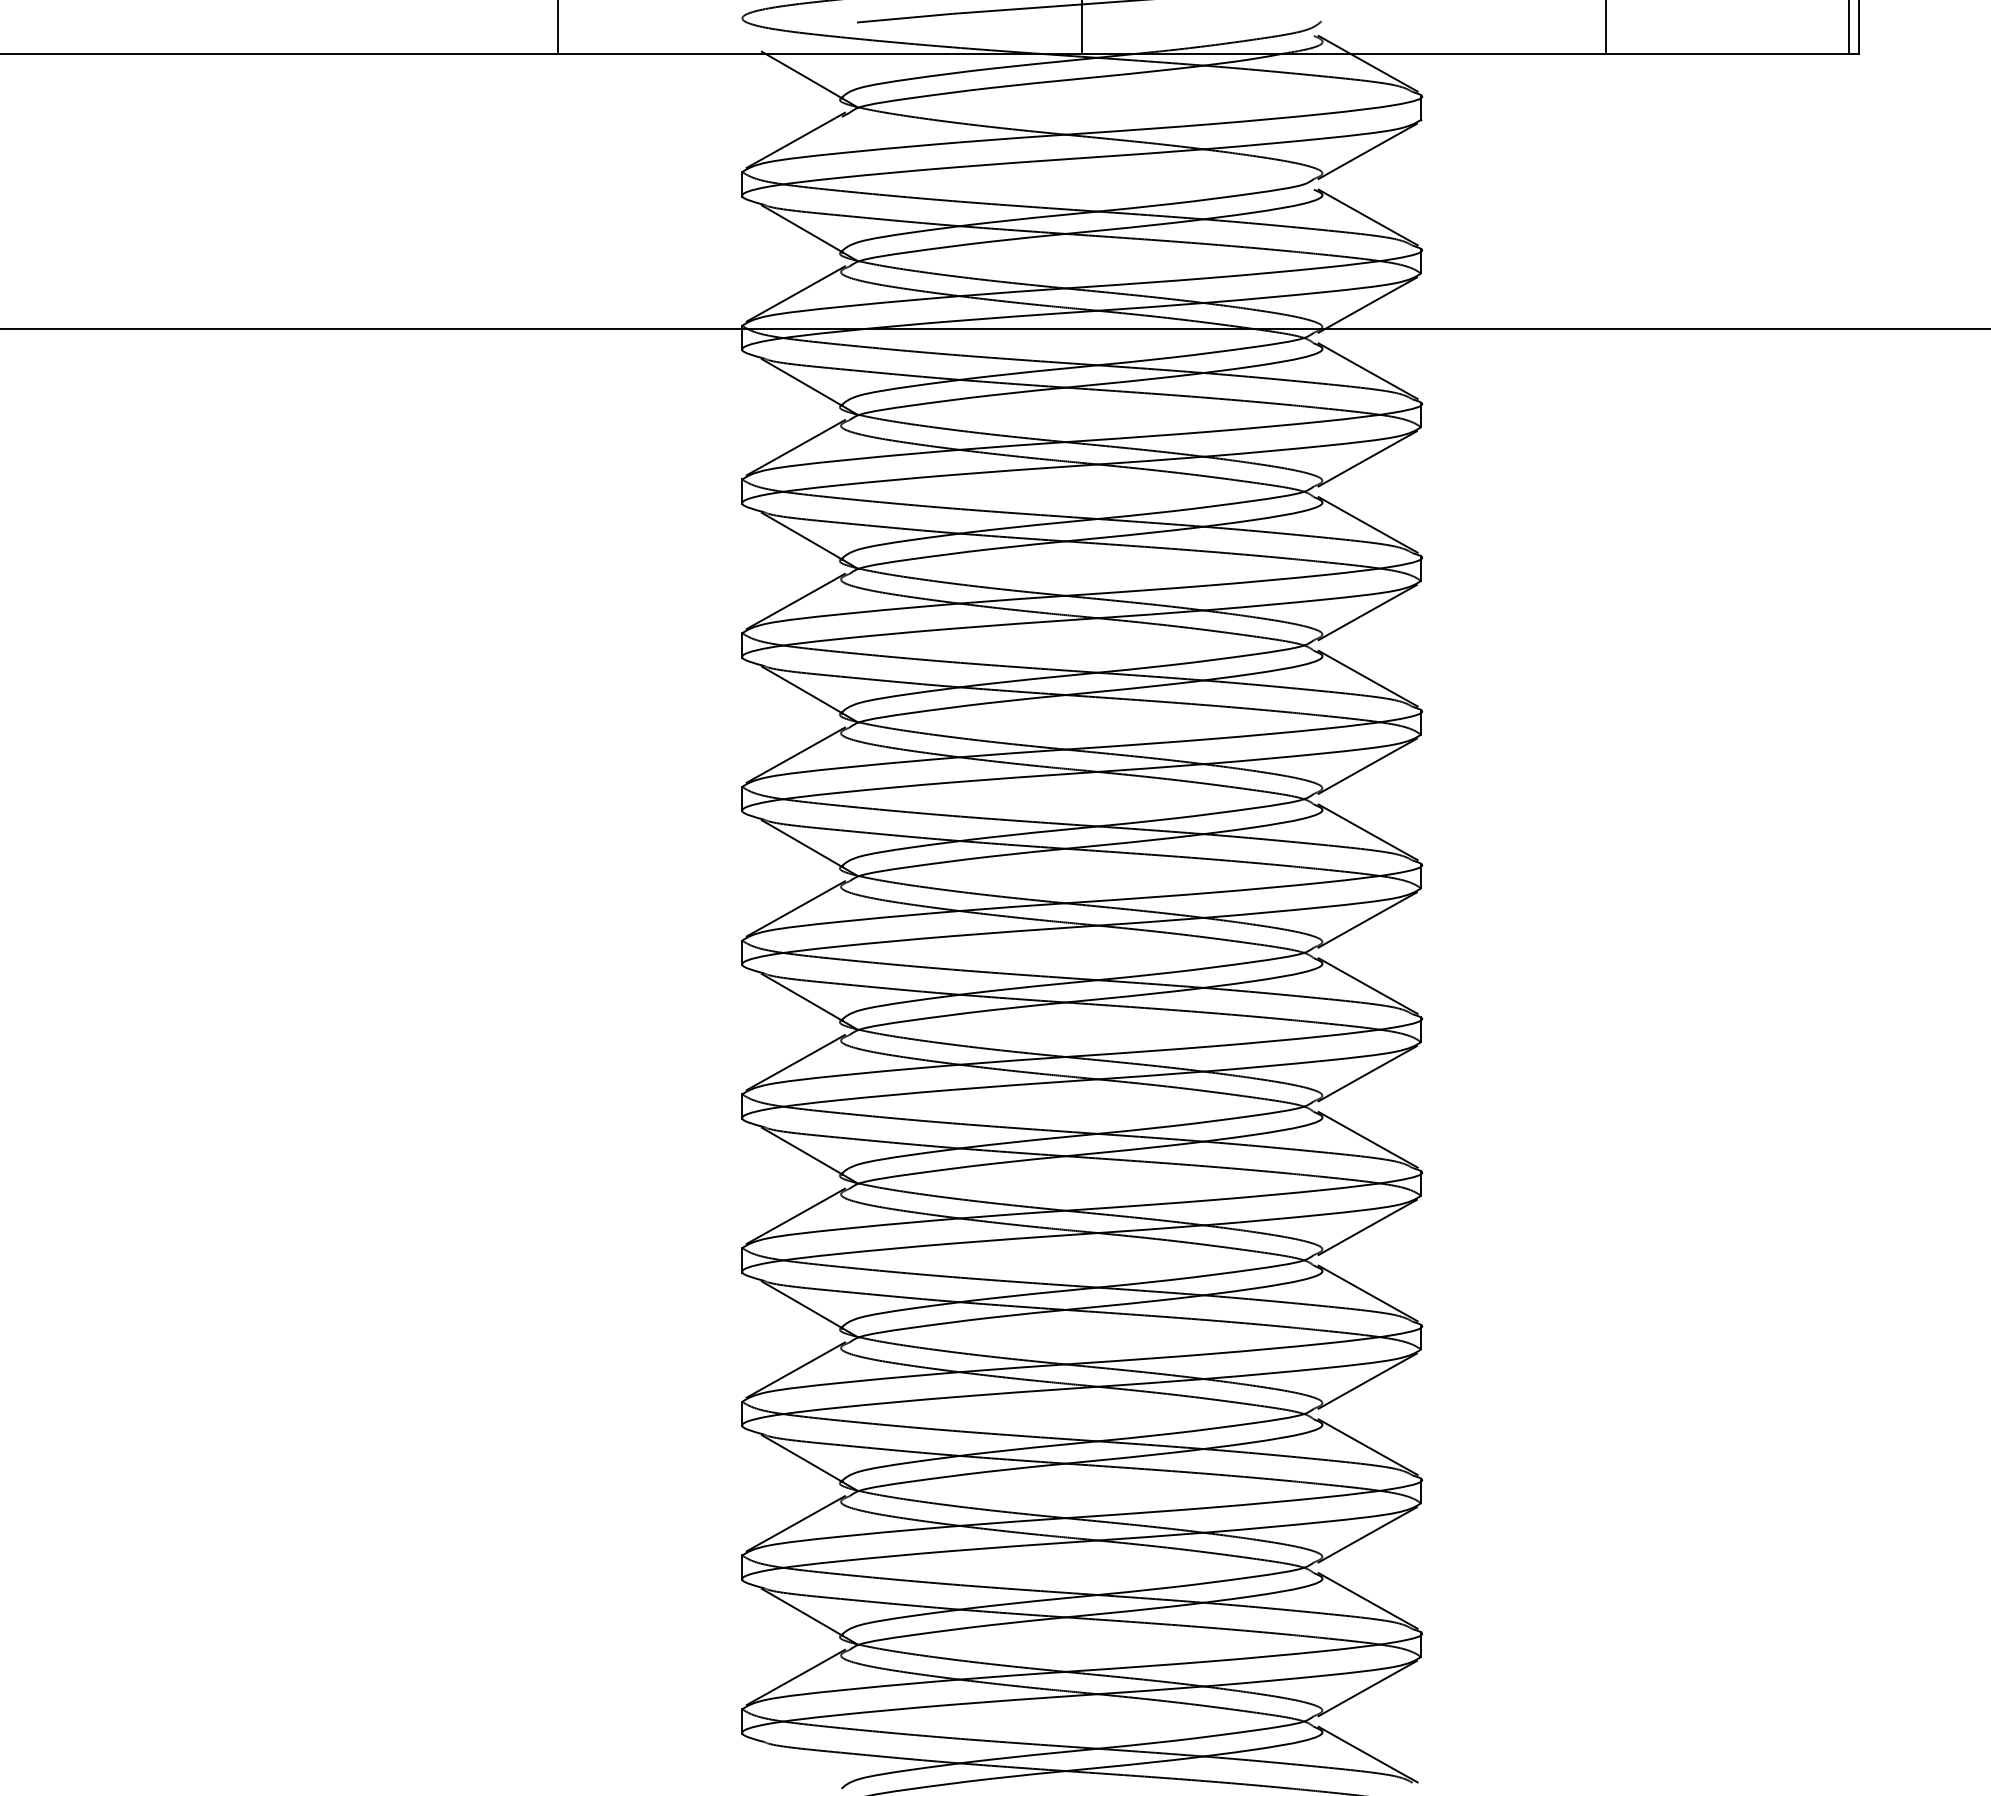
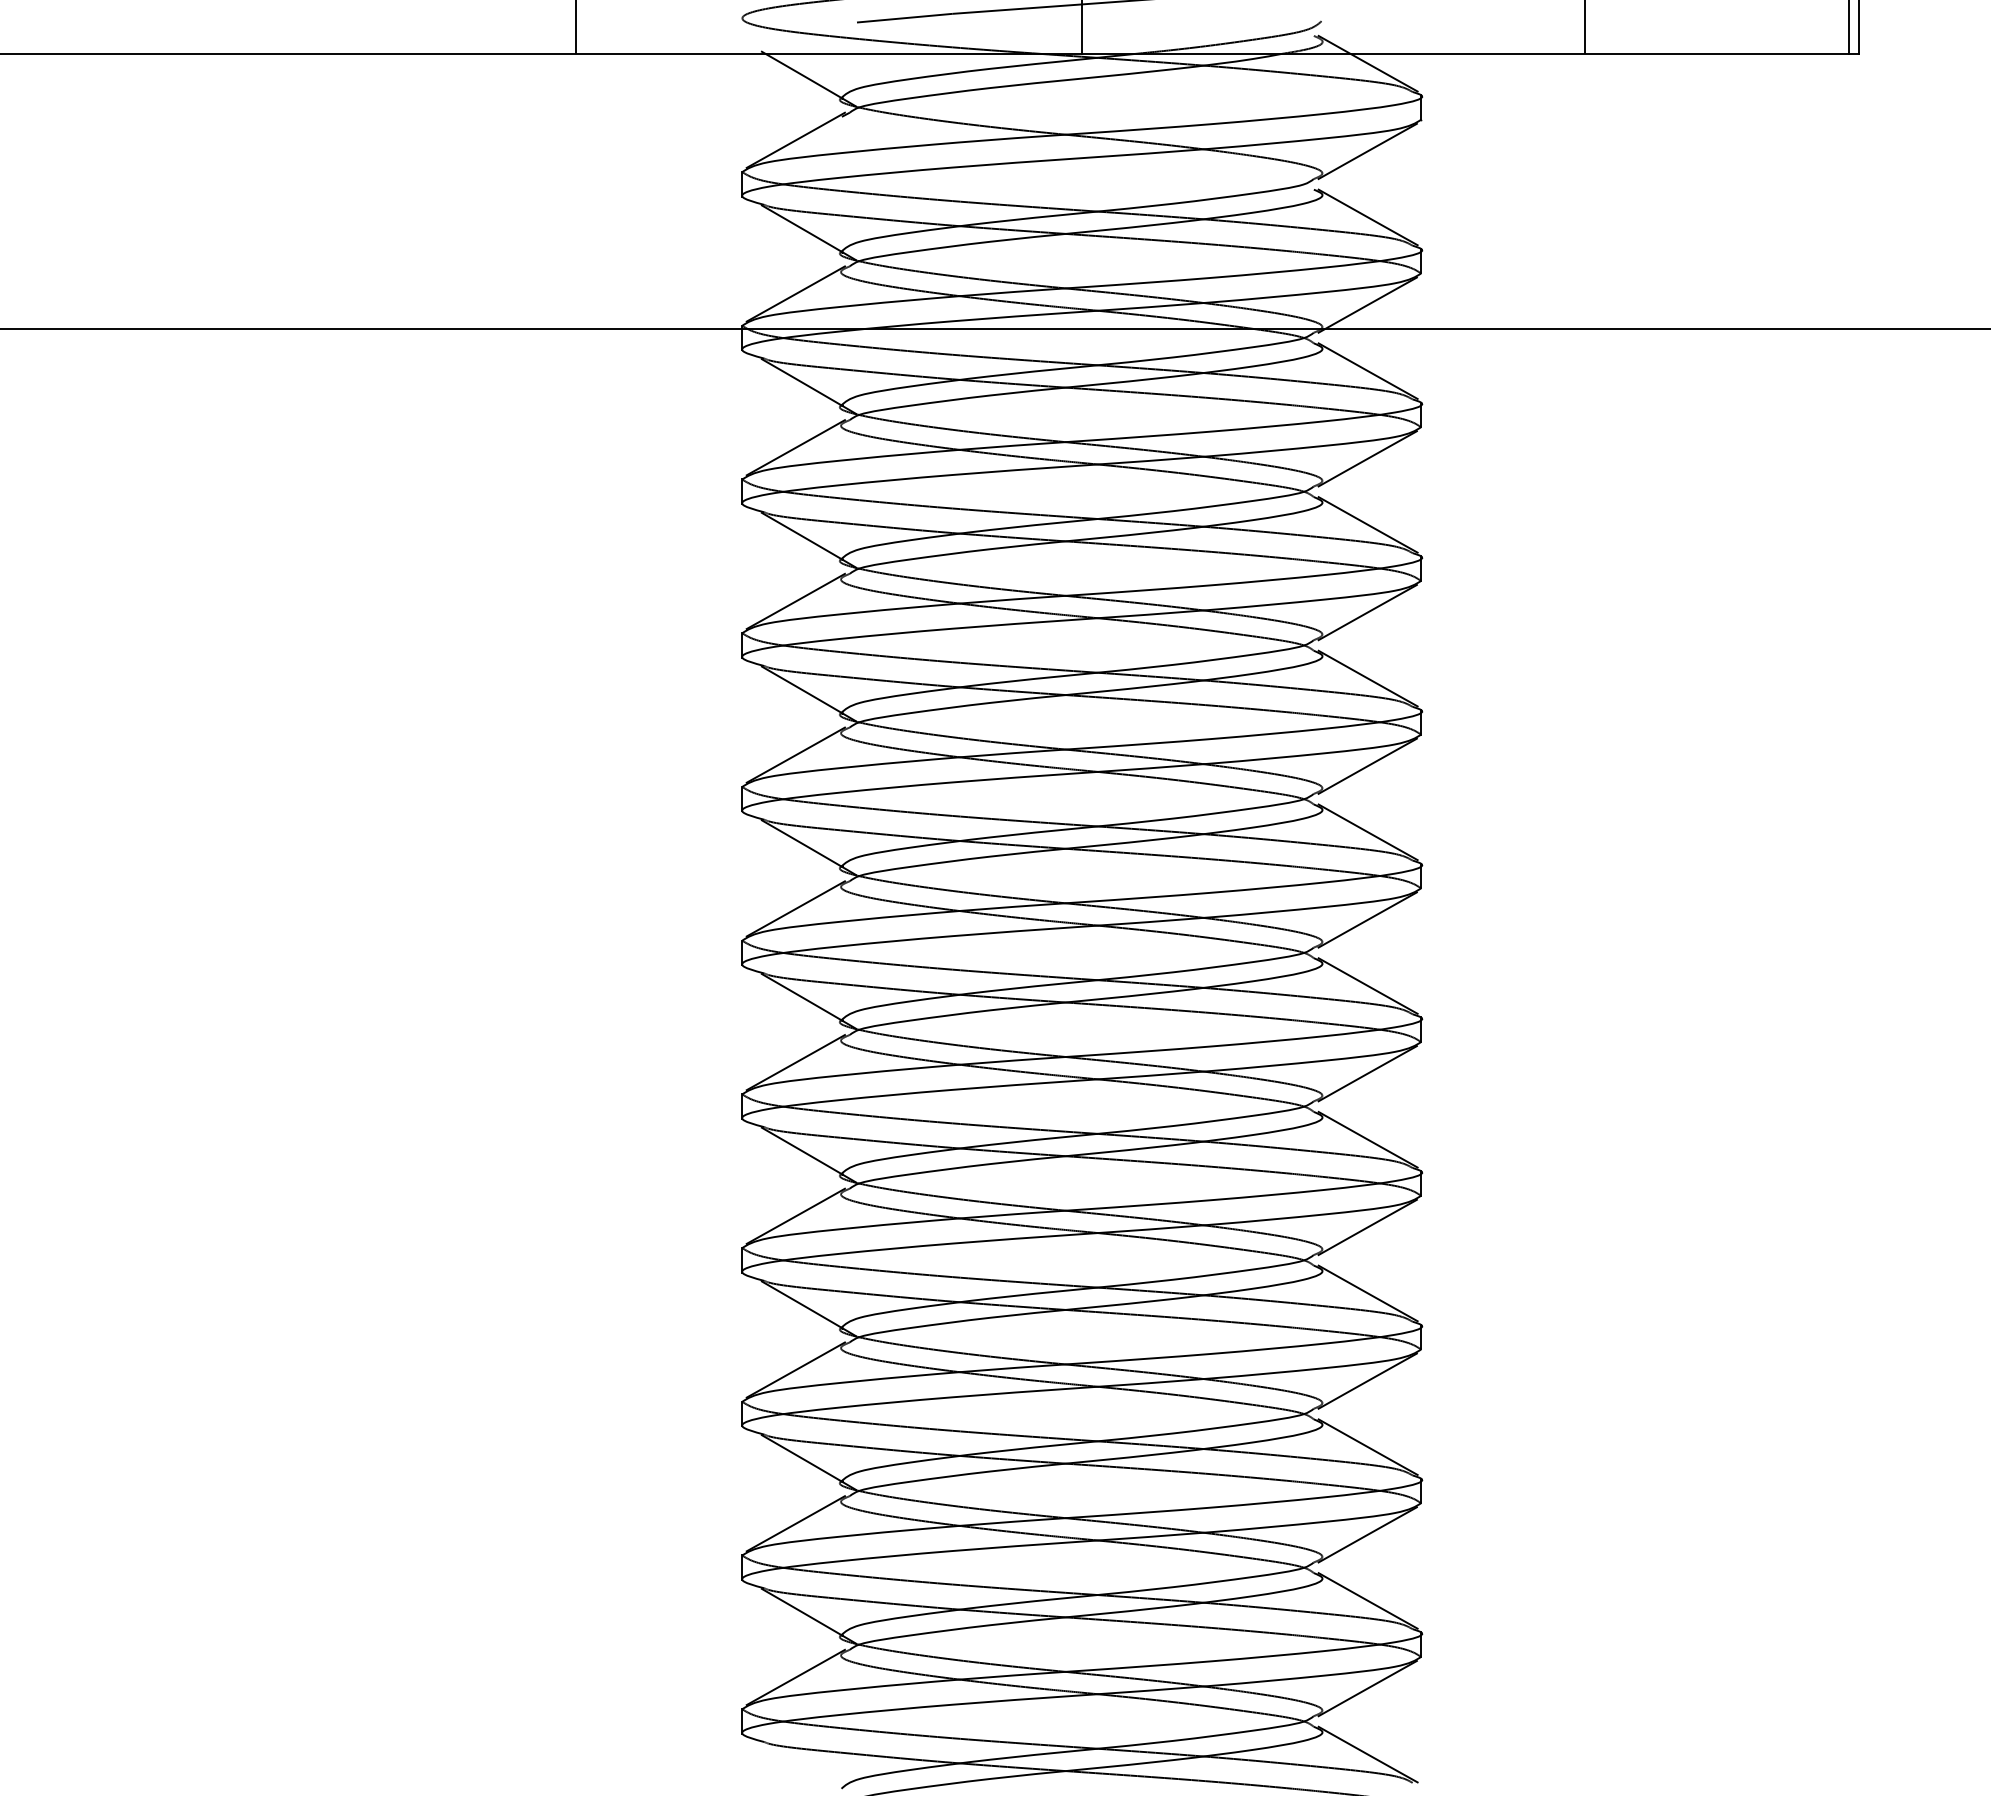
line position: (557, 27) -> (575, 27) (575, 27)
line position: (1605, 27) -> (1584, 27) (1584, 27)
